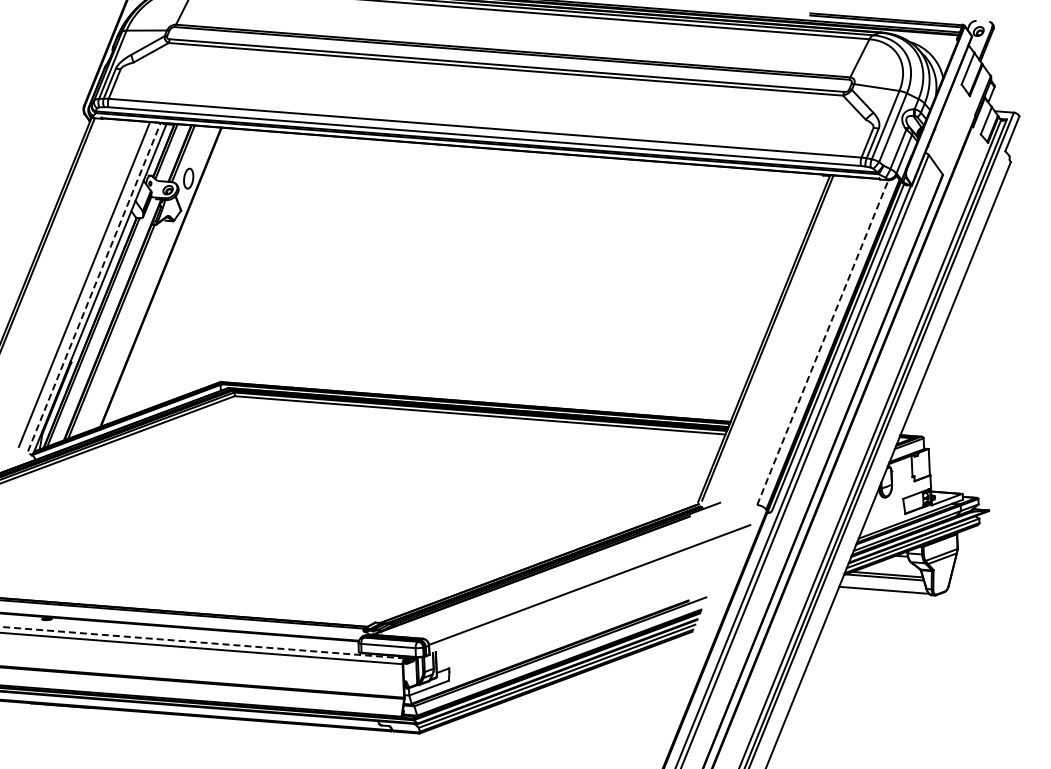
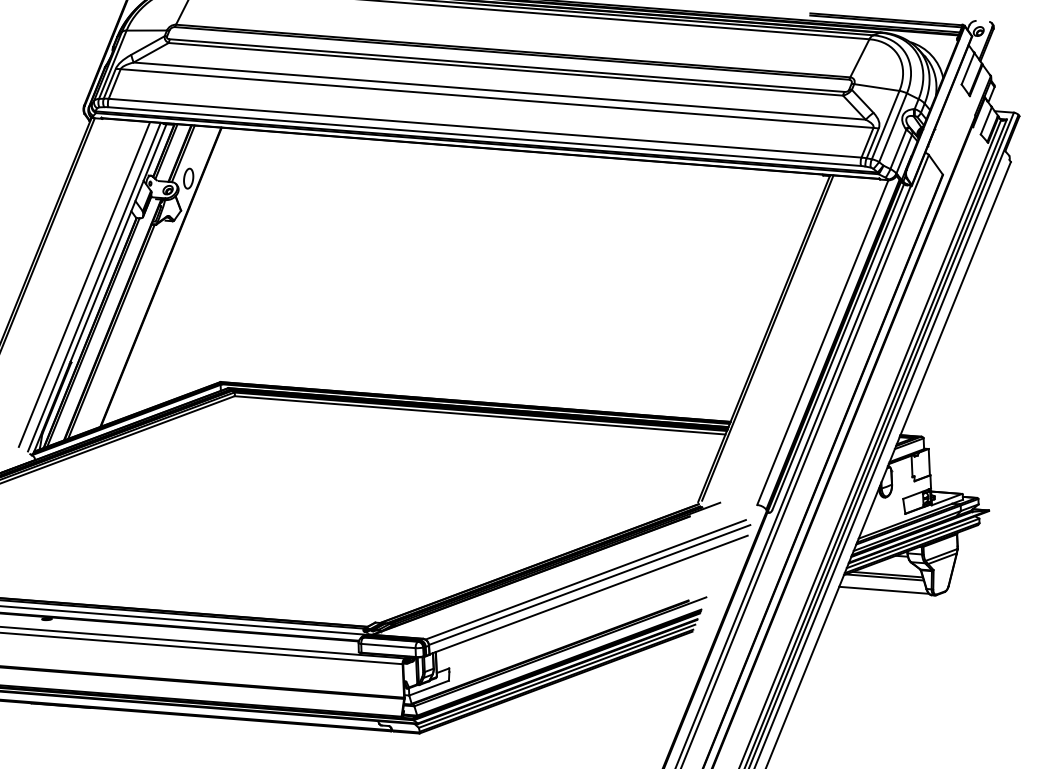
line: none -> present (499, 90)
line: none -> present (496, 98)
line: dashed -> solid (94, 286)
line: dashed -> solid (823, 342)
line: none -> present (886, 439)
line: none -> present (585, 579)
line: none -> present (588, 594)
line: none -> present (184, 620)
line: dashed -> solid (202, 642)
